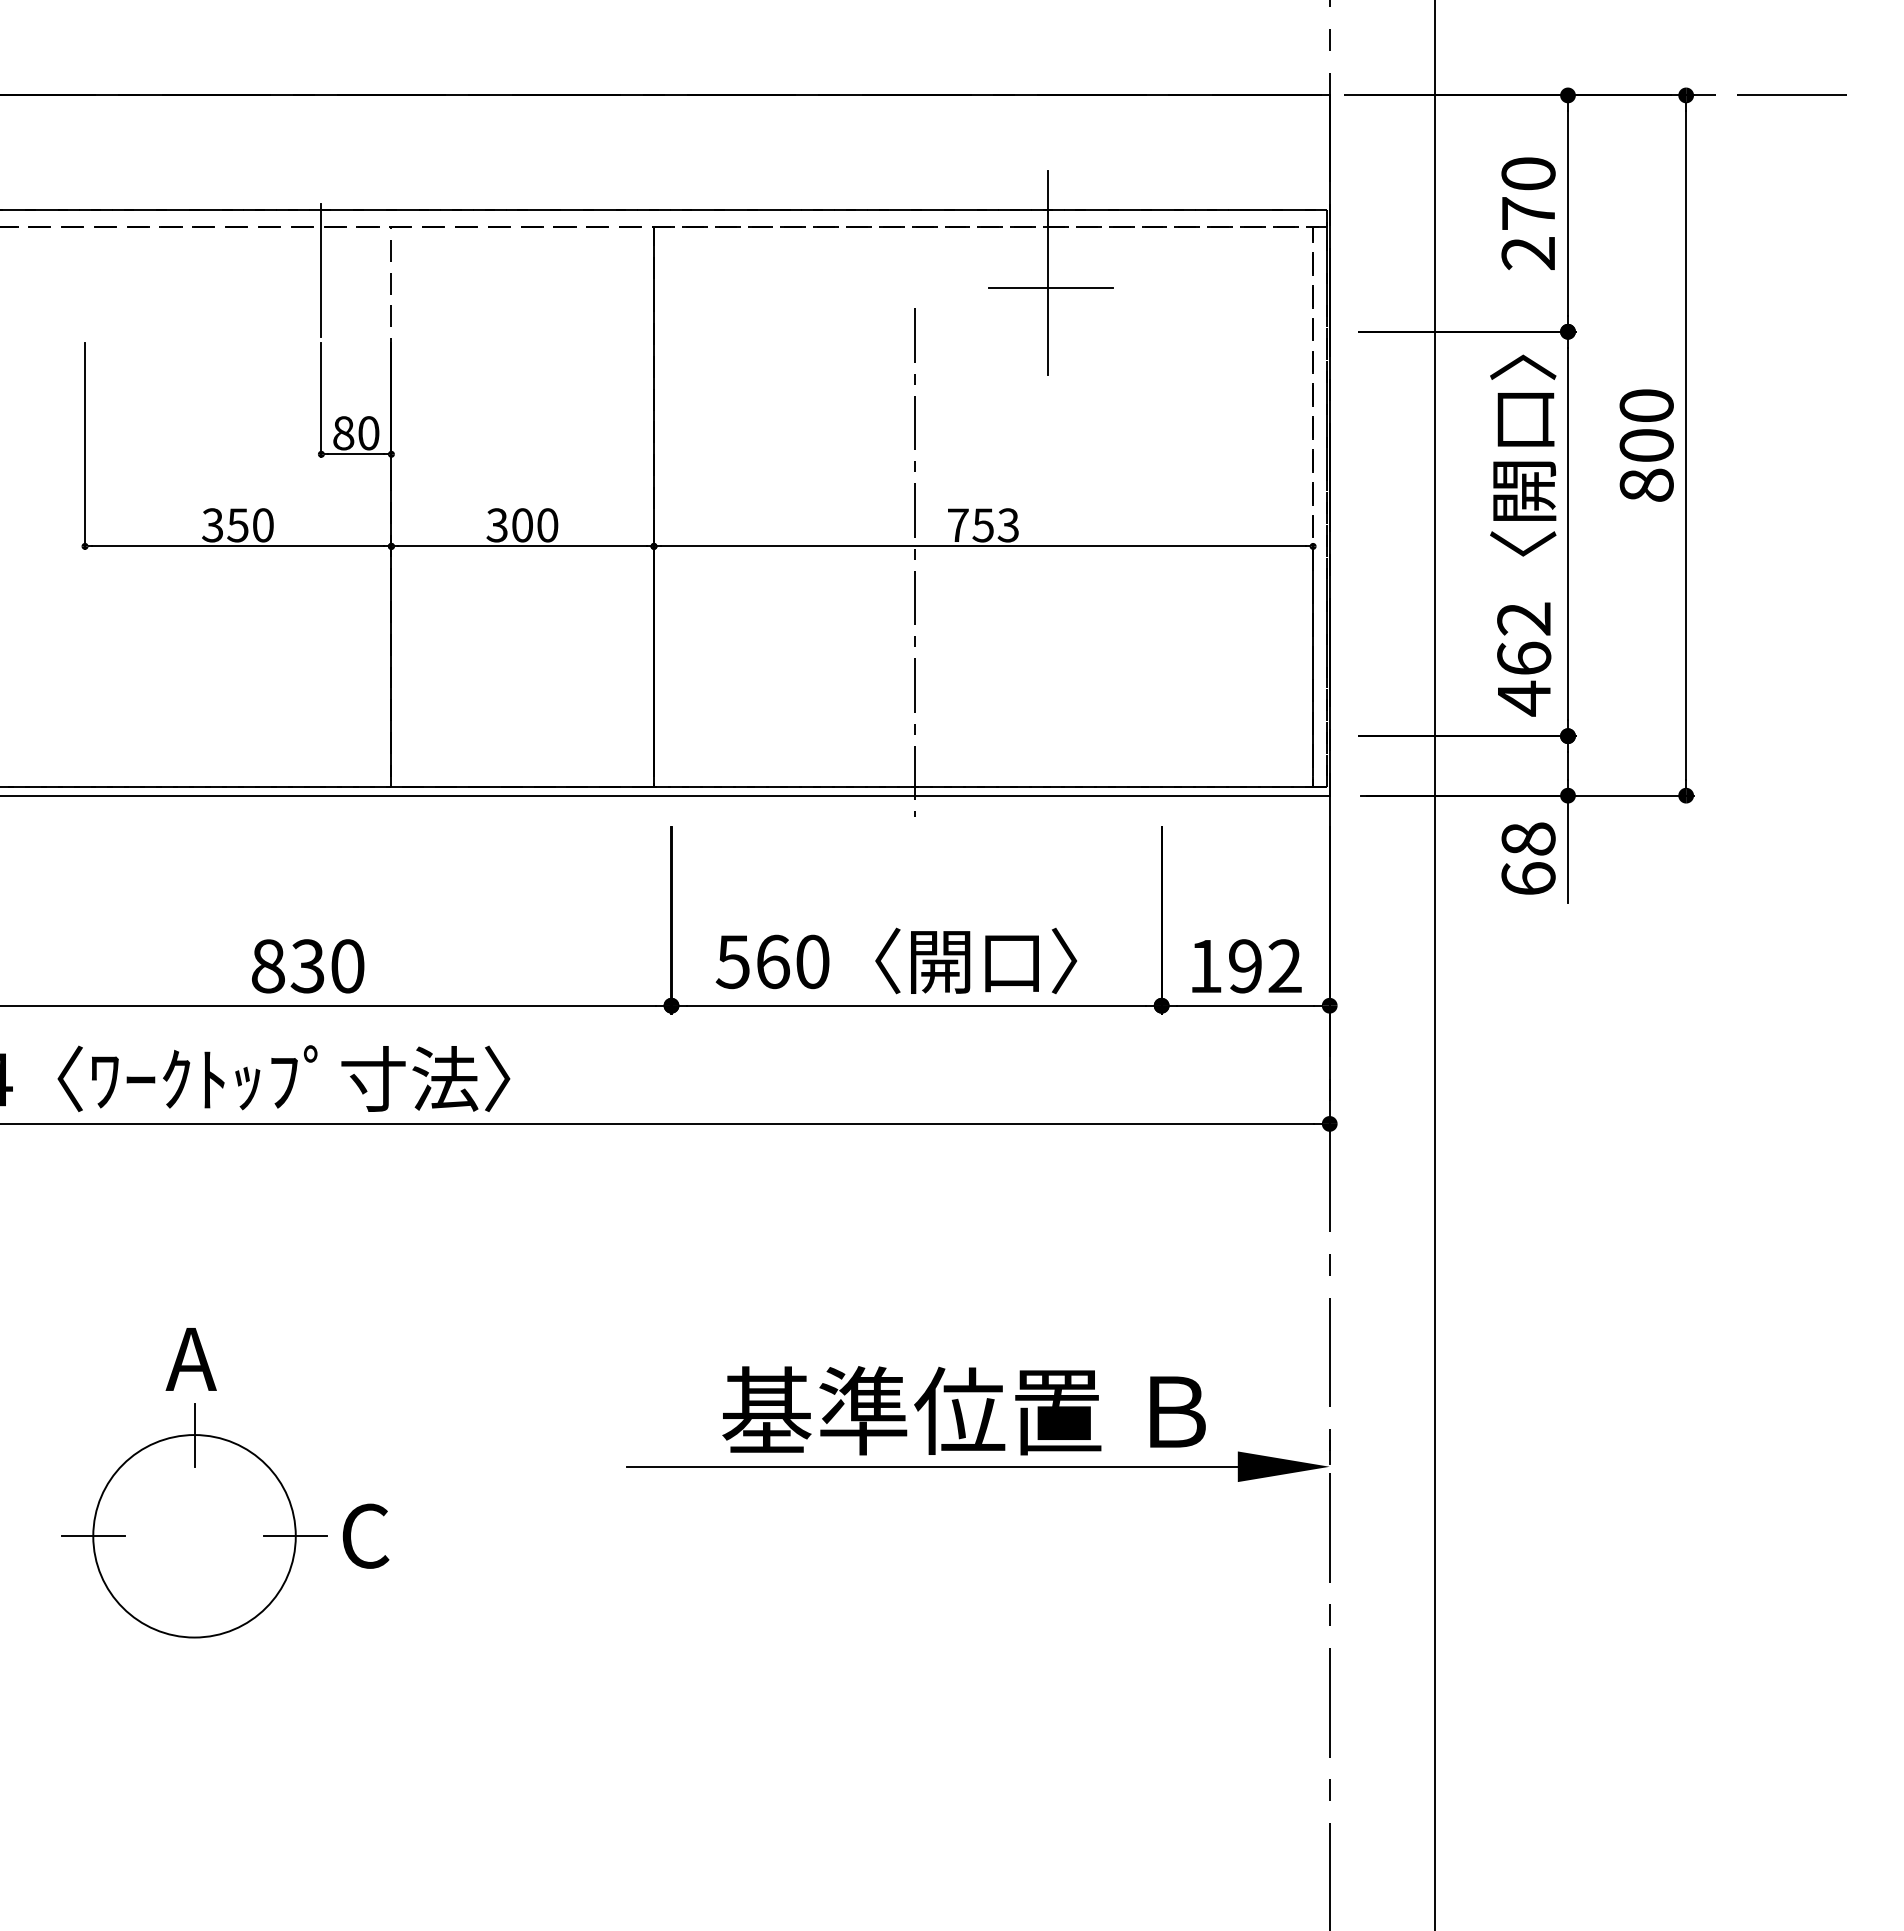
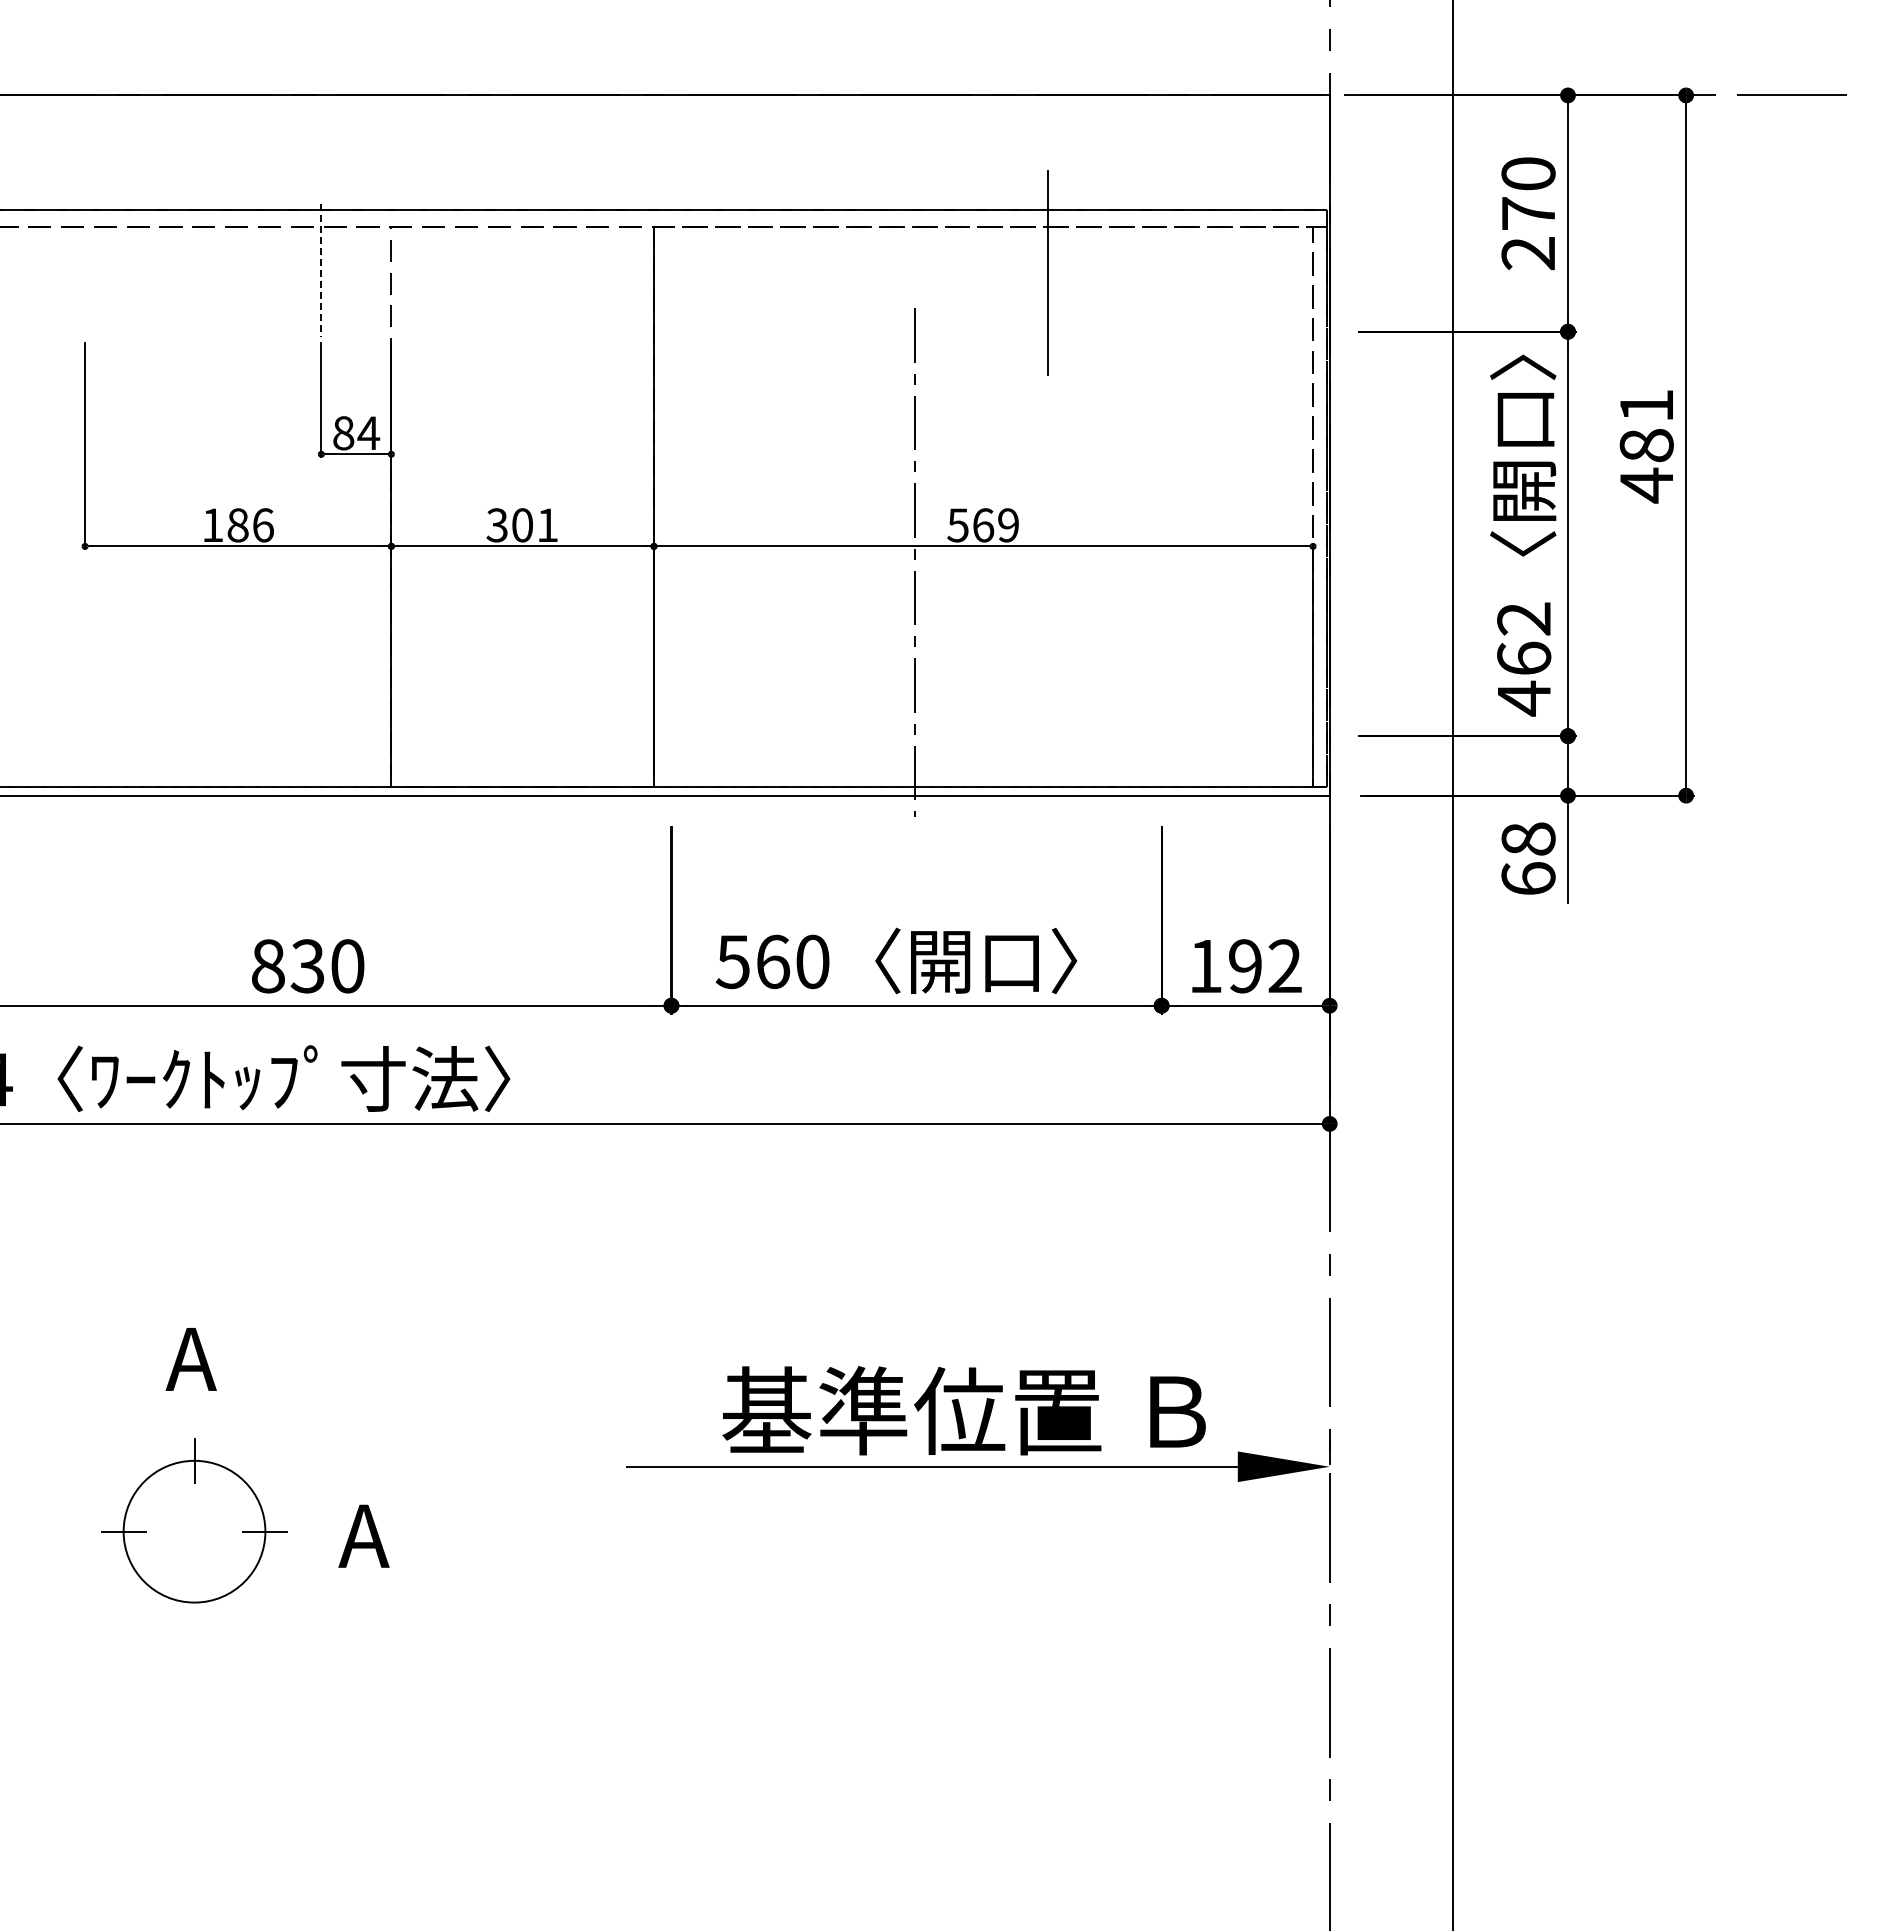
line: solid -> dashed (321, 270)
line: present -> none (1051, 287)
text: 80 -> 84 (368, 433)
text: 800 -> 481 (1646, 446)
text: 350 -> 186 (237, 525)
text: 300 -> 301 (547, 525)
text: 753 -> 569 (982, 525)
line position: (1434, 964) -> (1452, 964) (1452, 964)
part size: 267x236 px -> 187x166 px (194, 1520)
text: C -> A (363, 1535)
